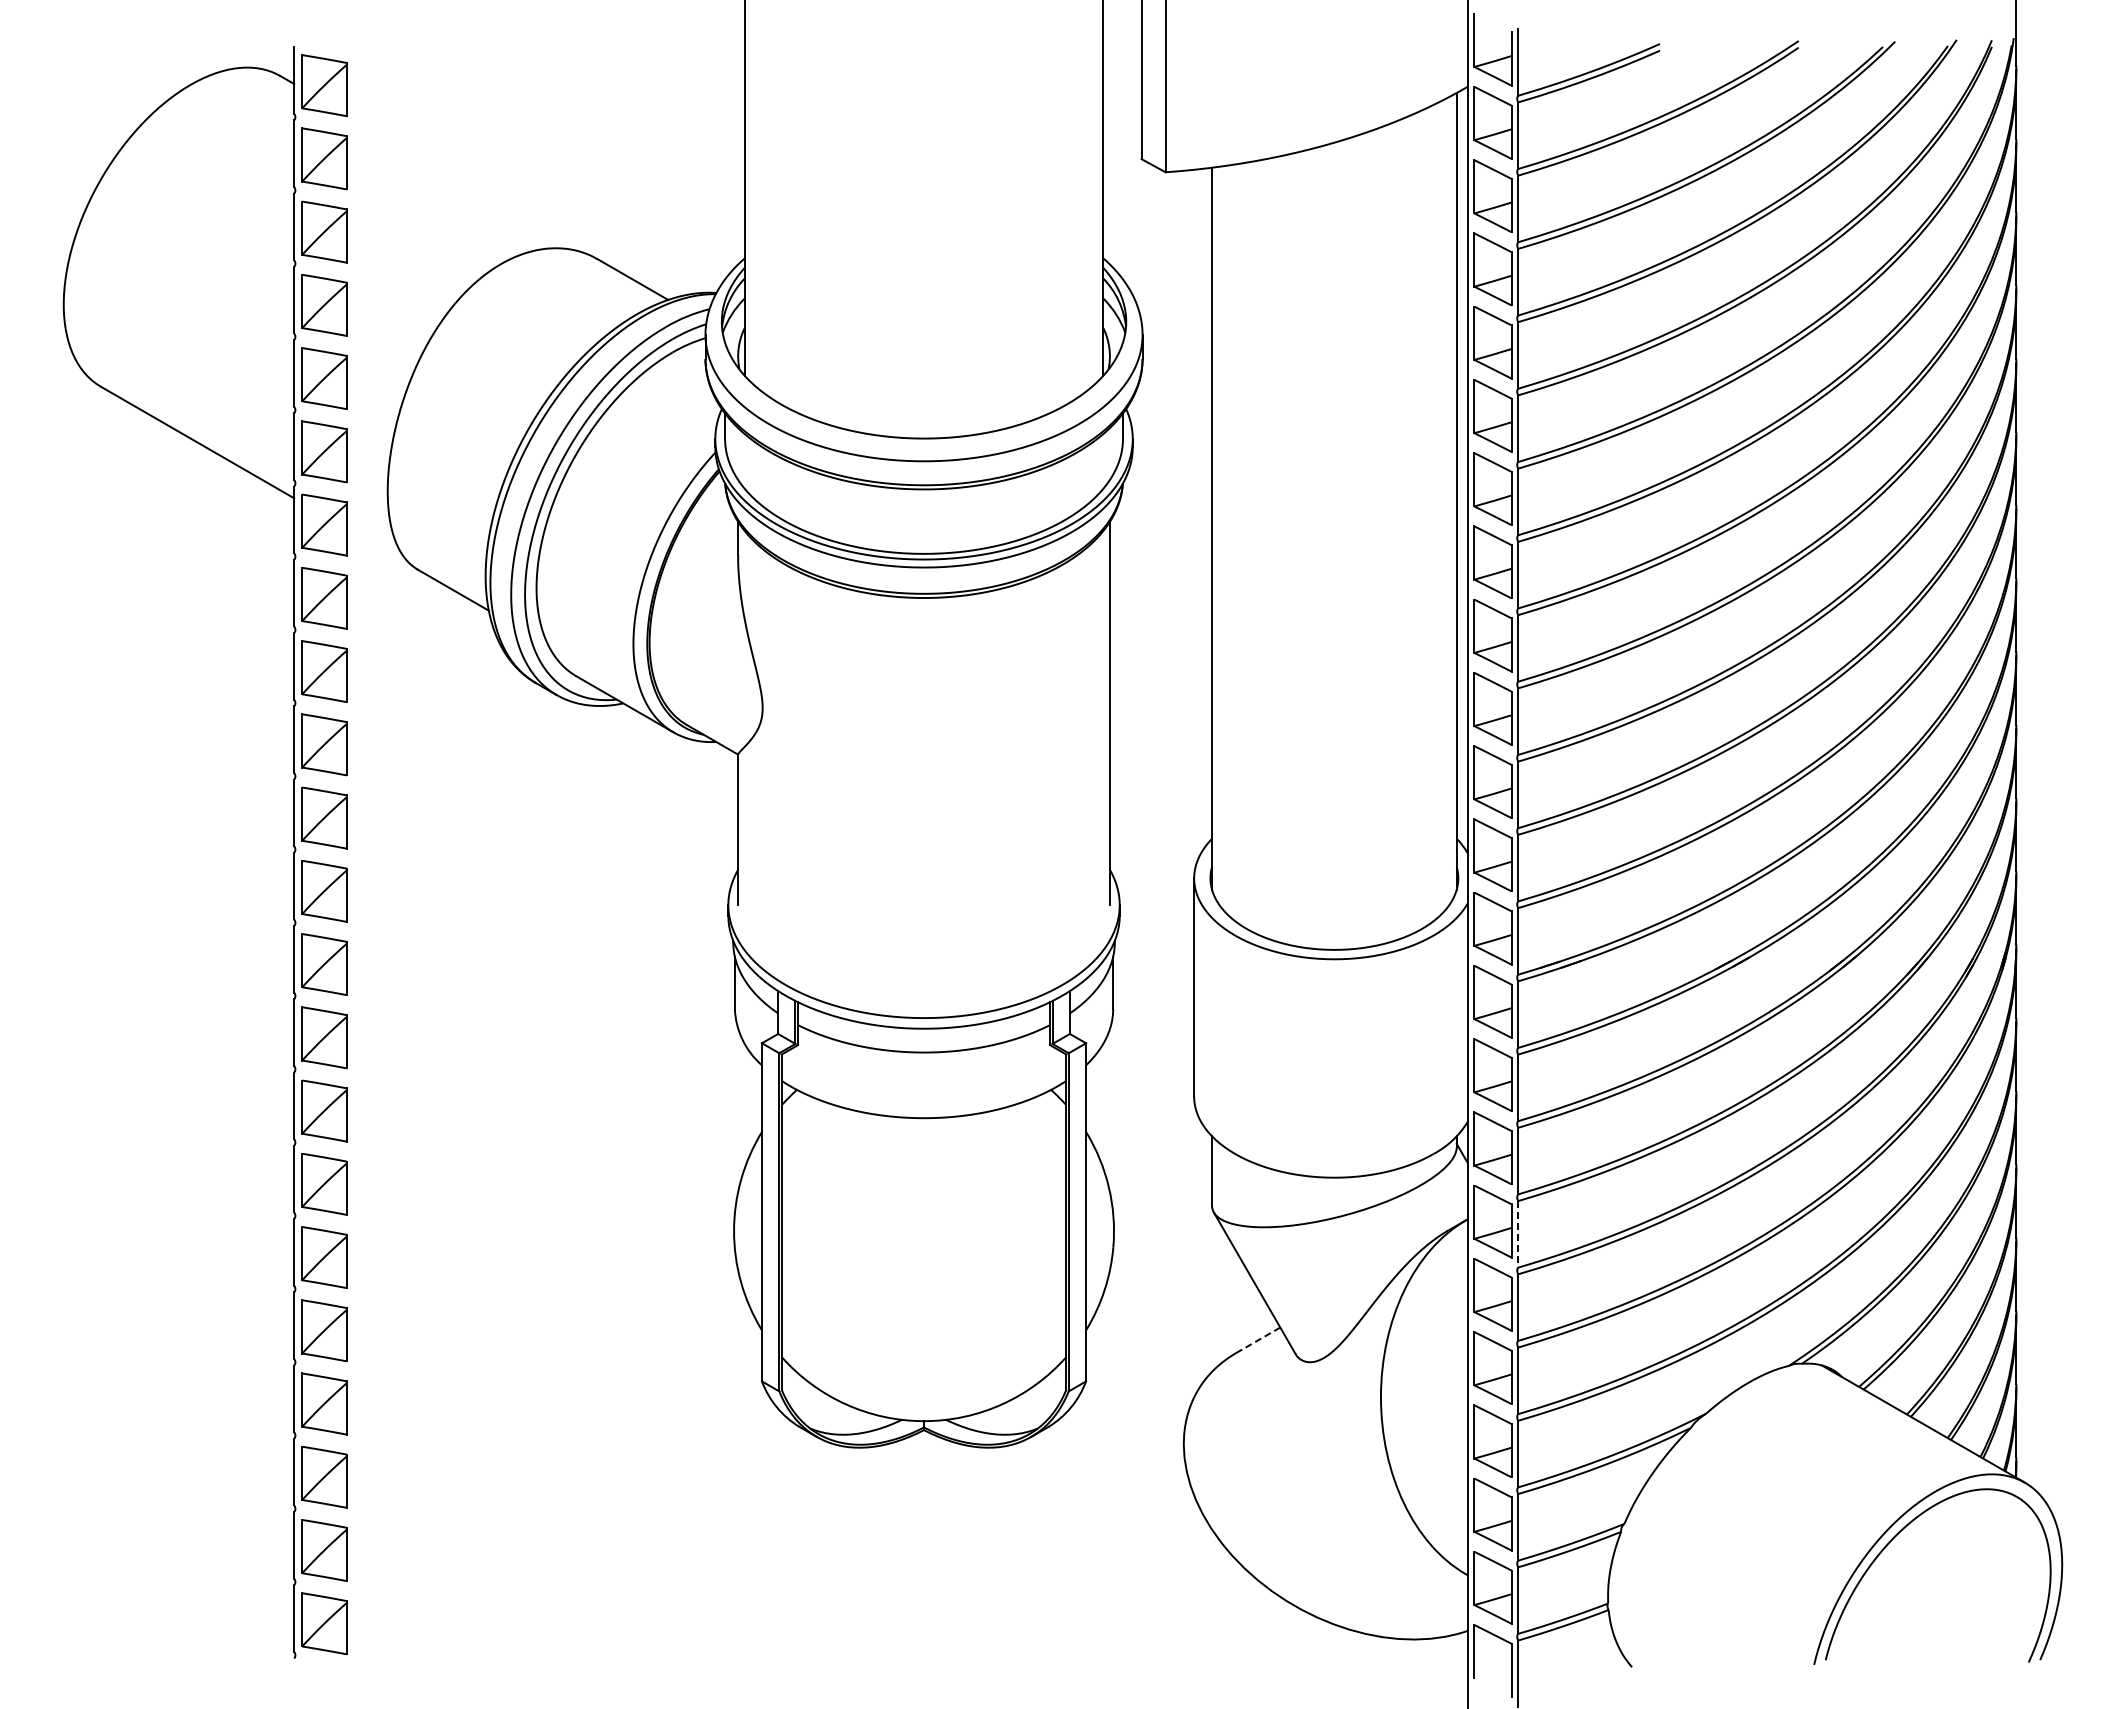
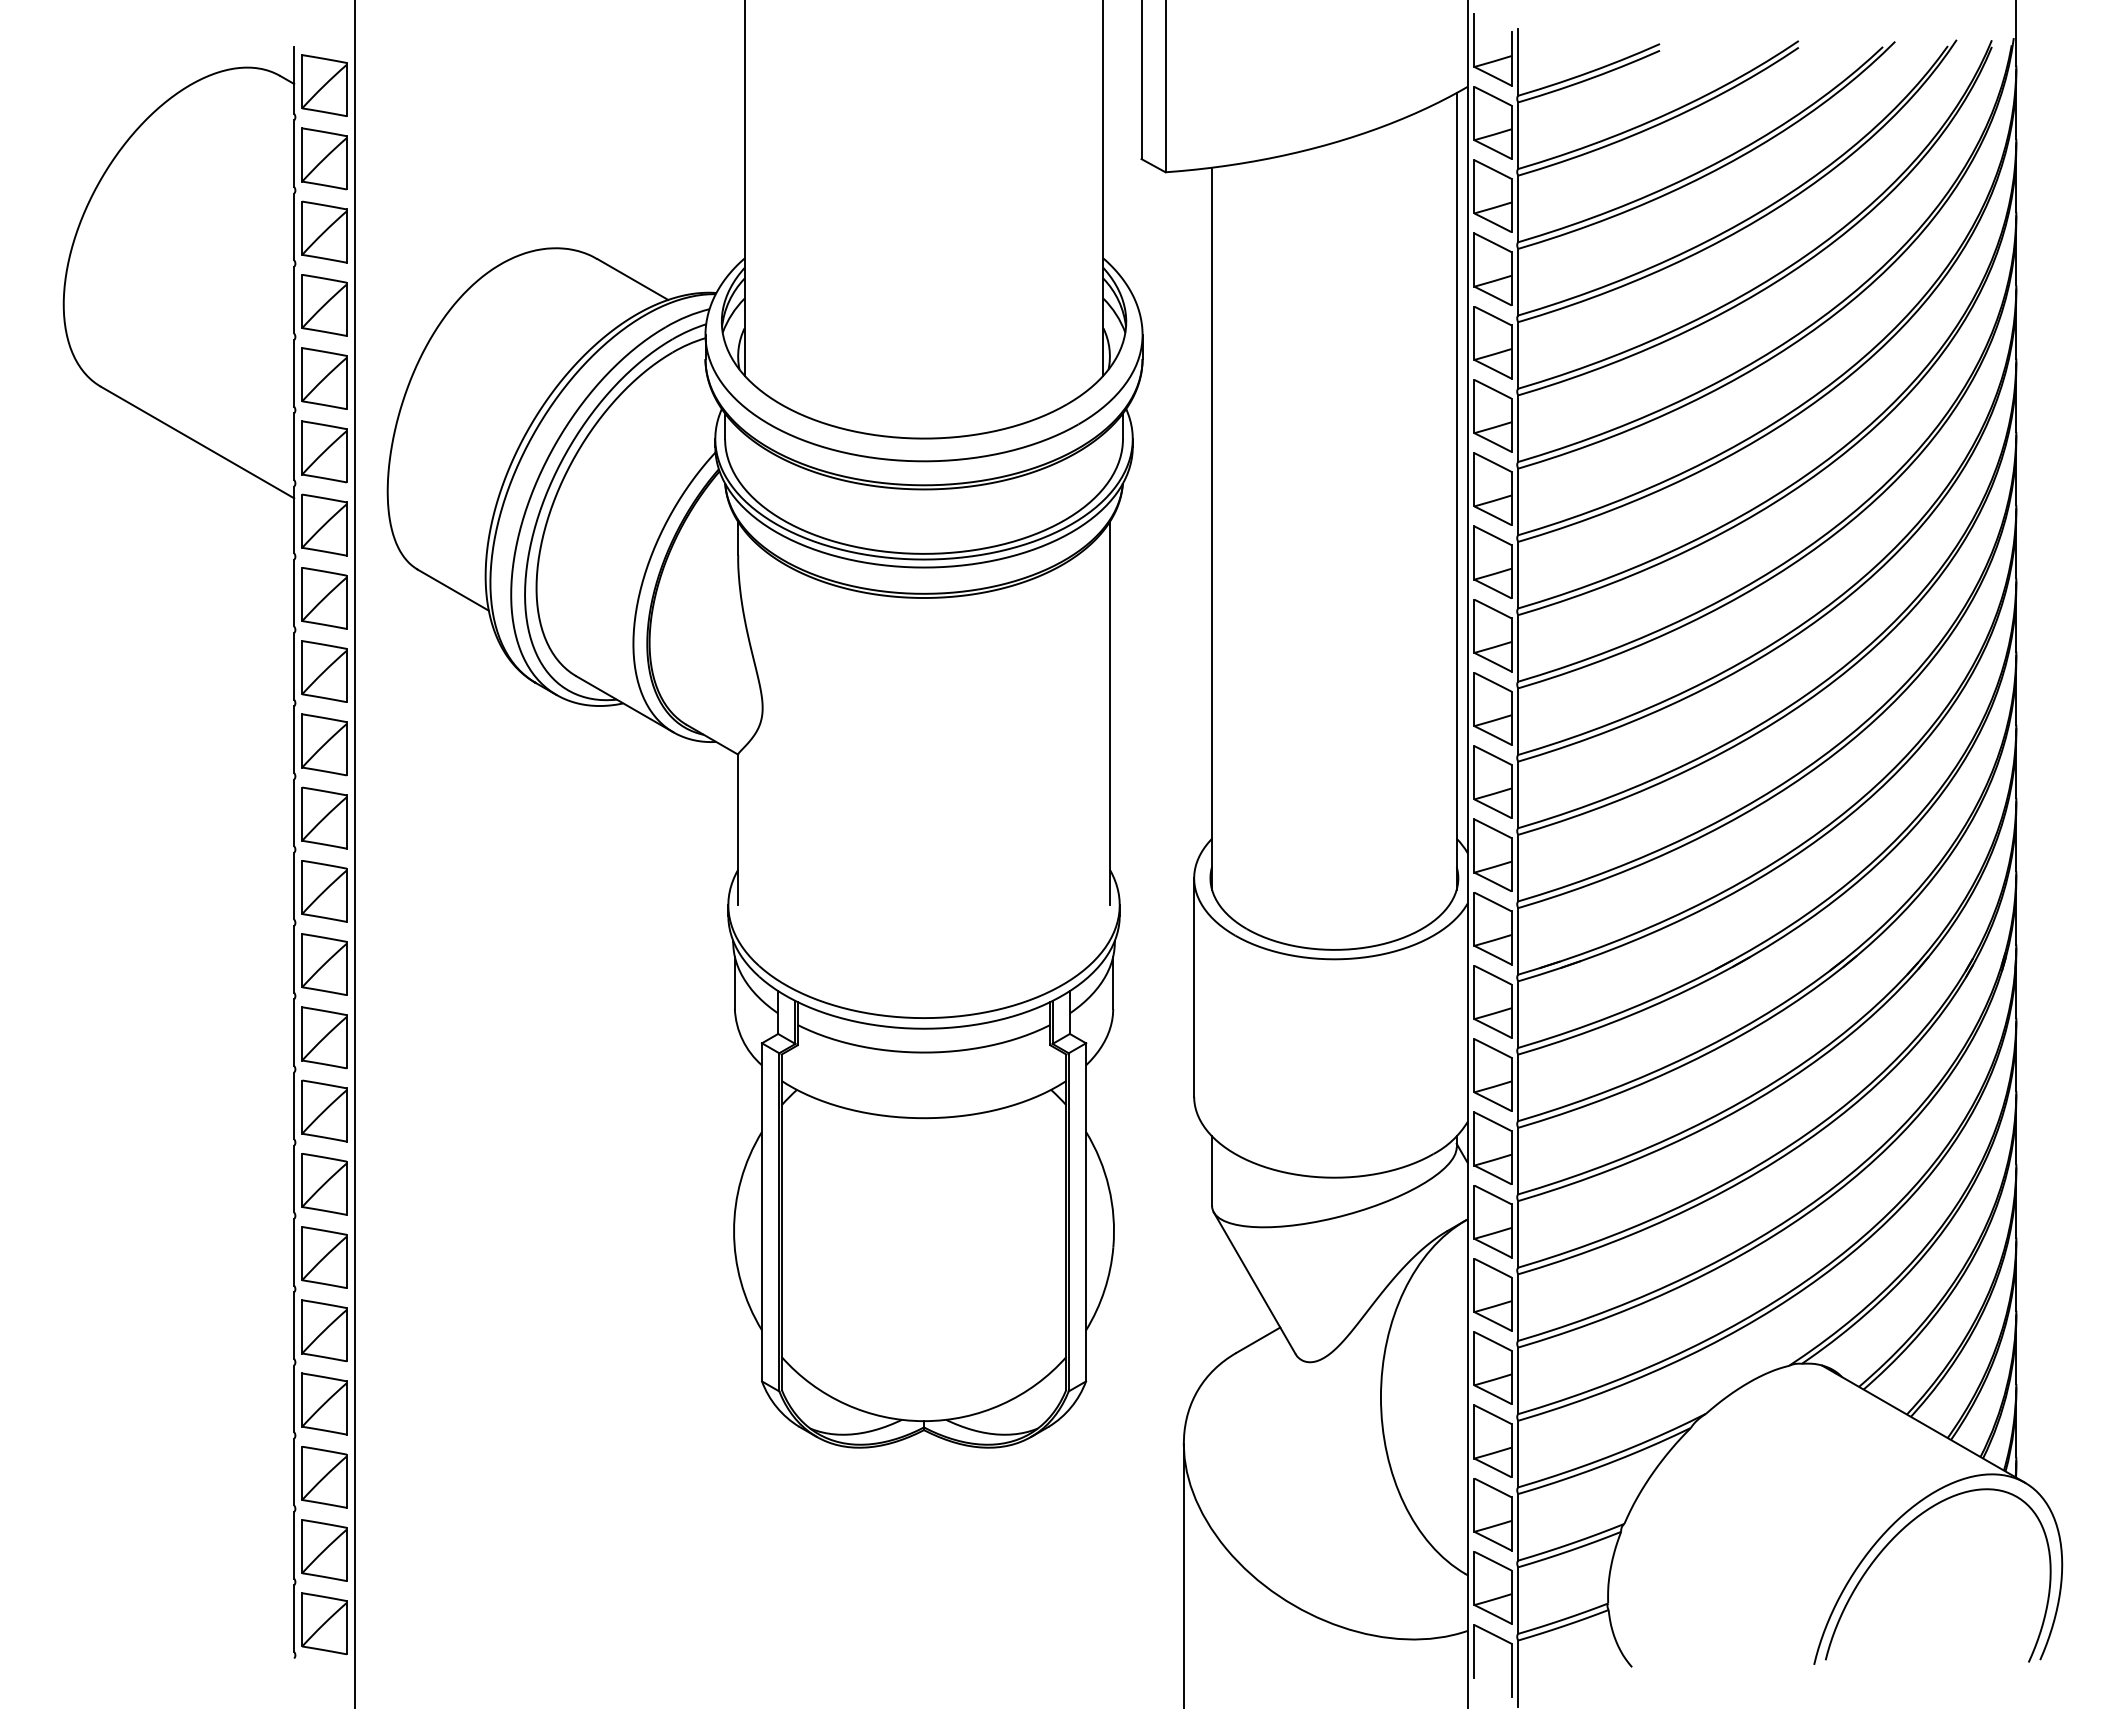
line: none -> present (354, 853)
line: dashed -> solid (1518, 1234)
line: dashed -> solid (1257, 1340)
line: none -> present (1183, 1574)
